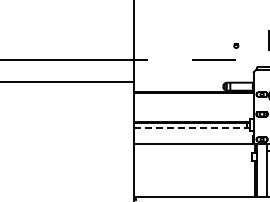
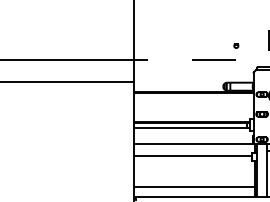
line: dashed -> solid (190, 127)
line: none -> present (192, 155)
line: none -> present (193, 187)
